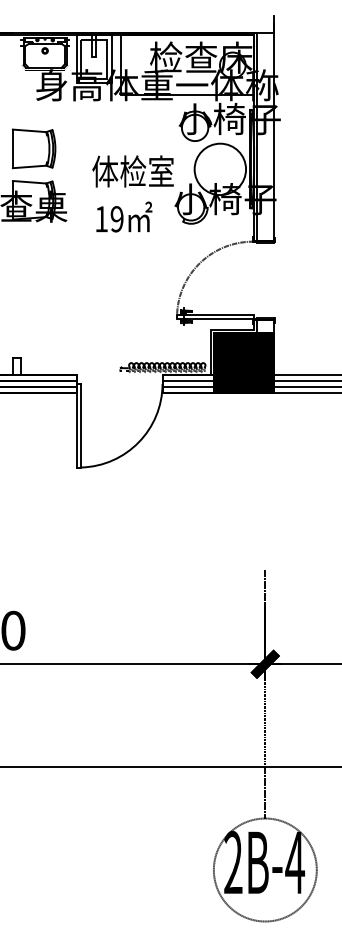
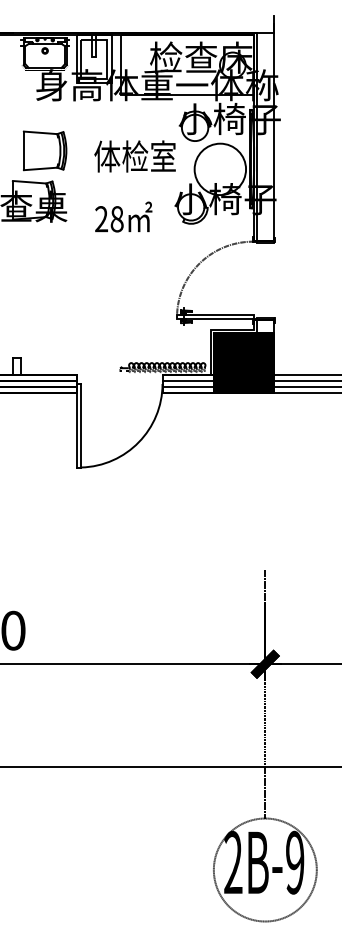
part position: (33, 148) -> (44, 150) (44, 150)
text position: (132, 171) -> (134, 156) (134, 156)
text: 19 -> 28 (109, 219)
text: 2B-4 -> 2B-9 (295, 862)
